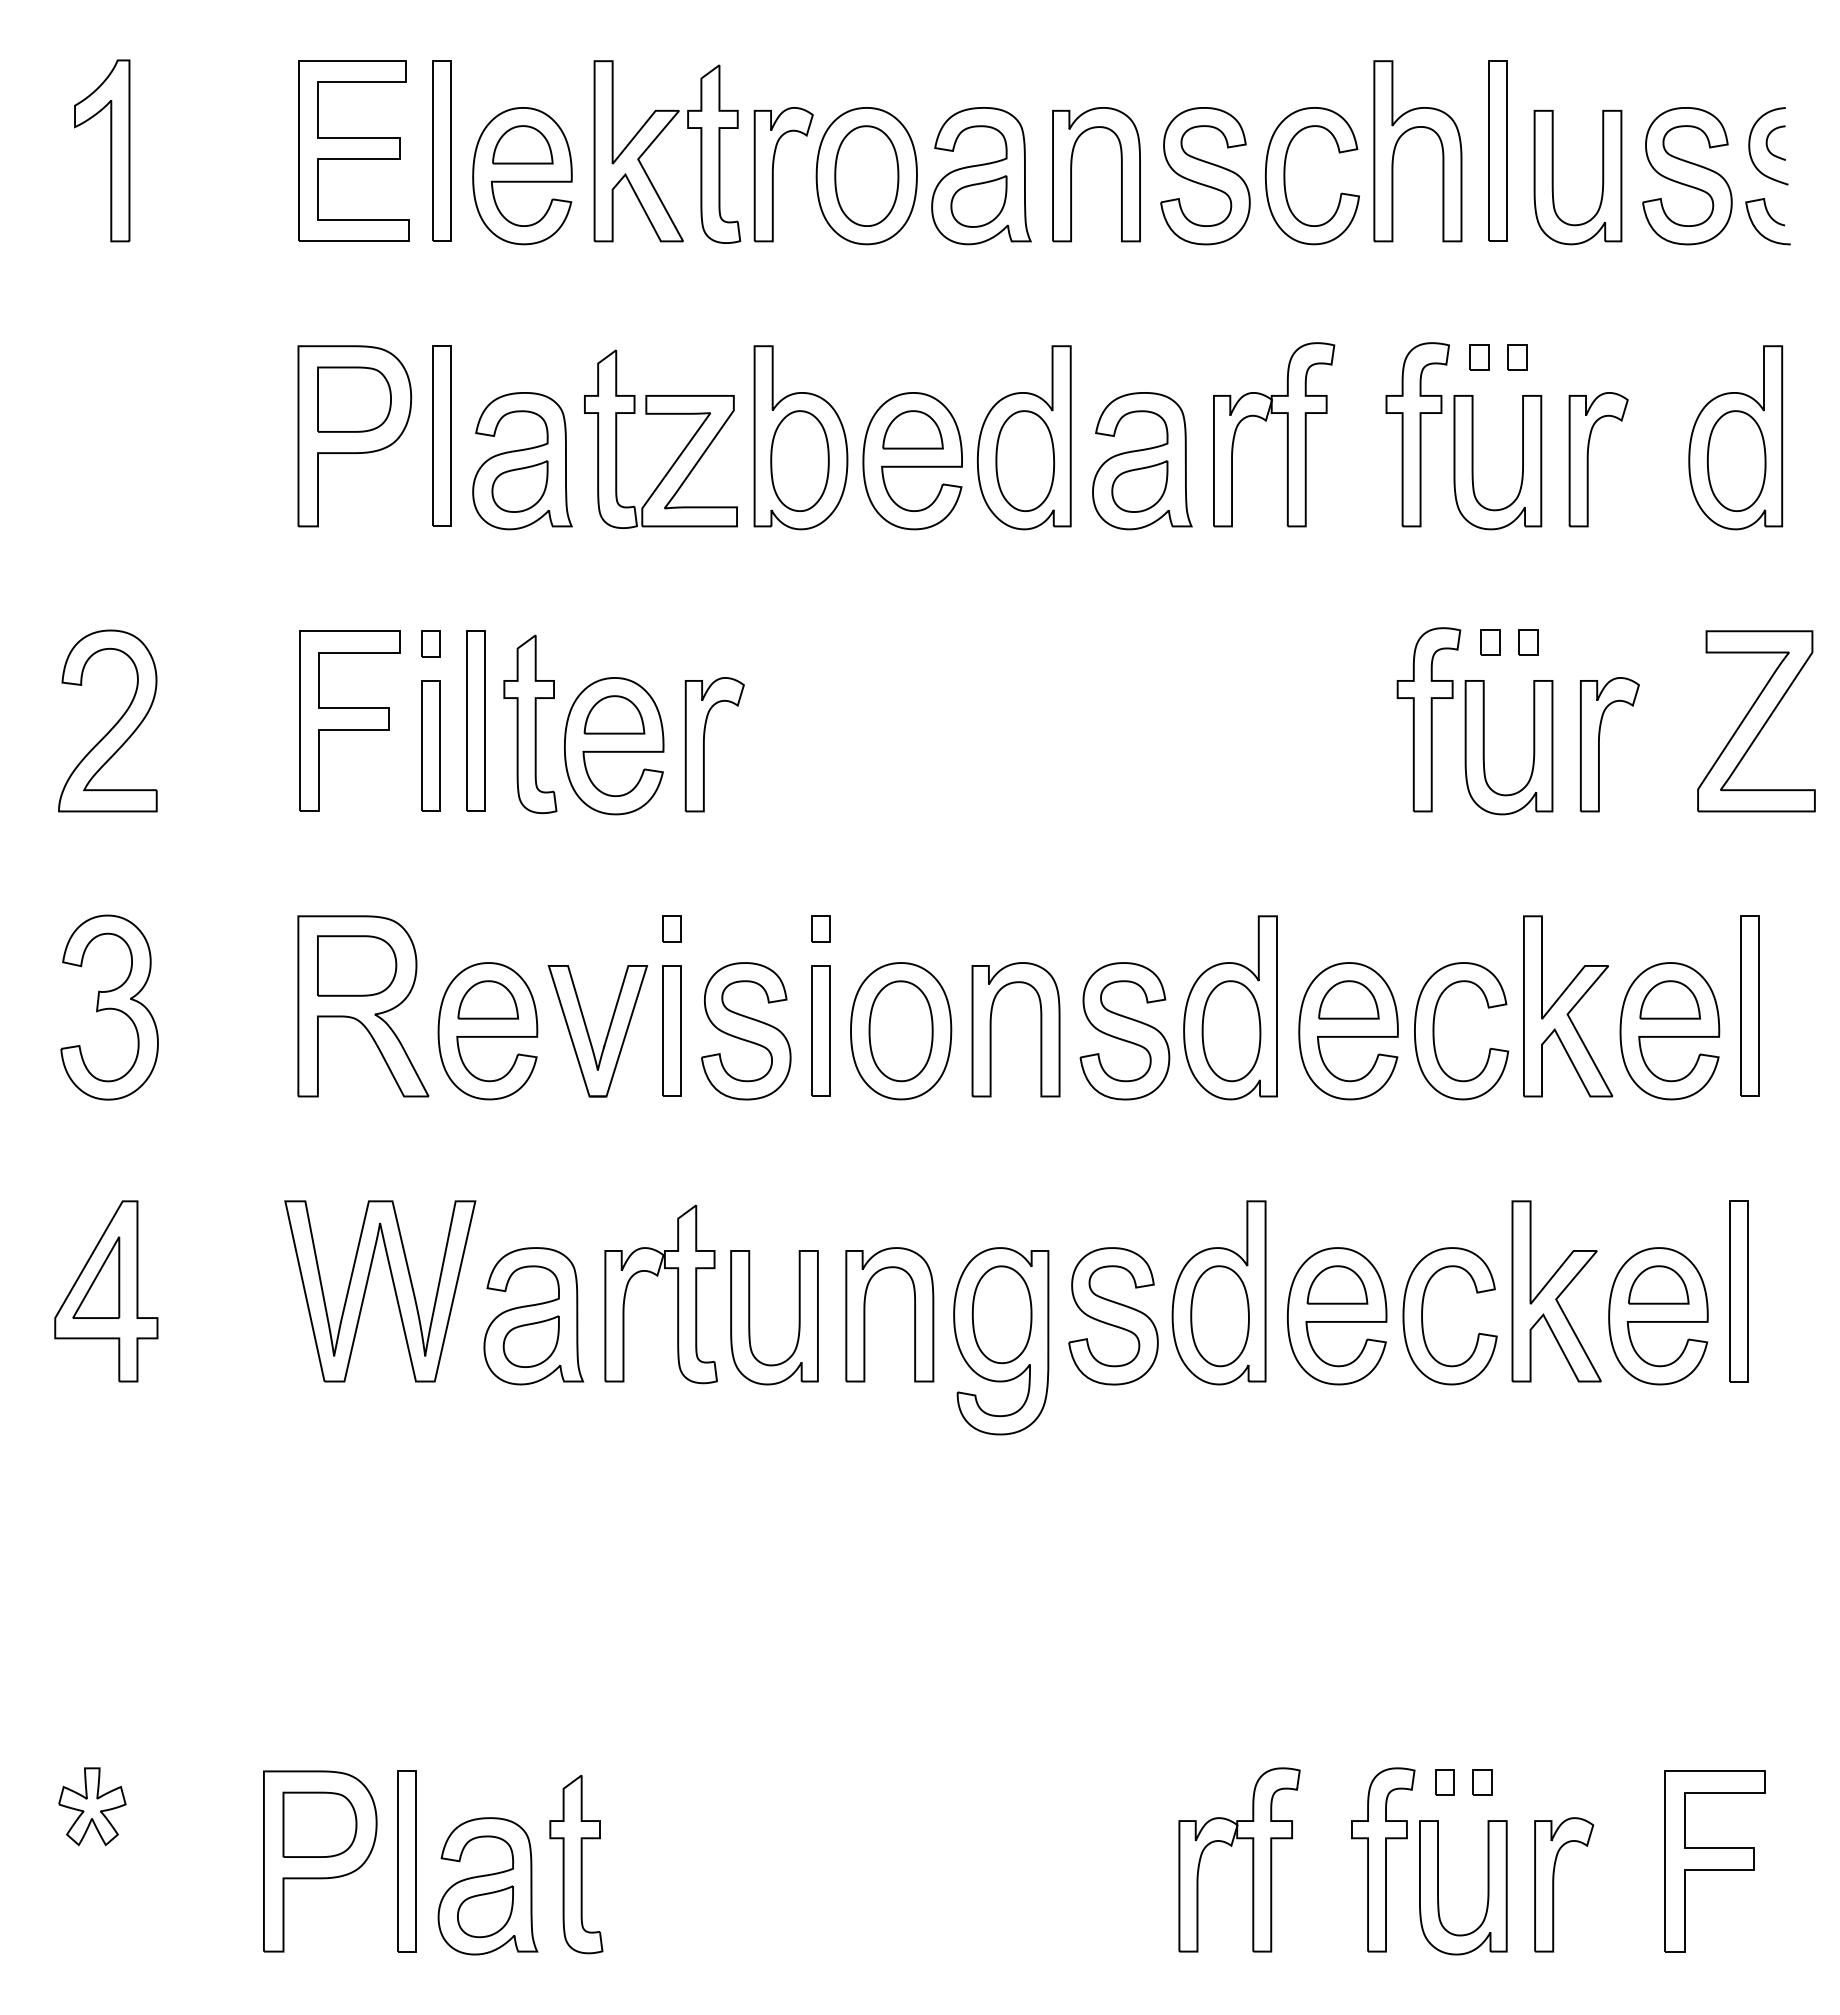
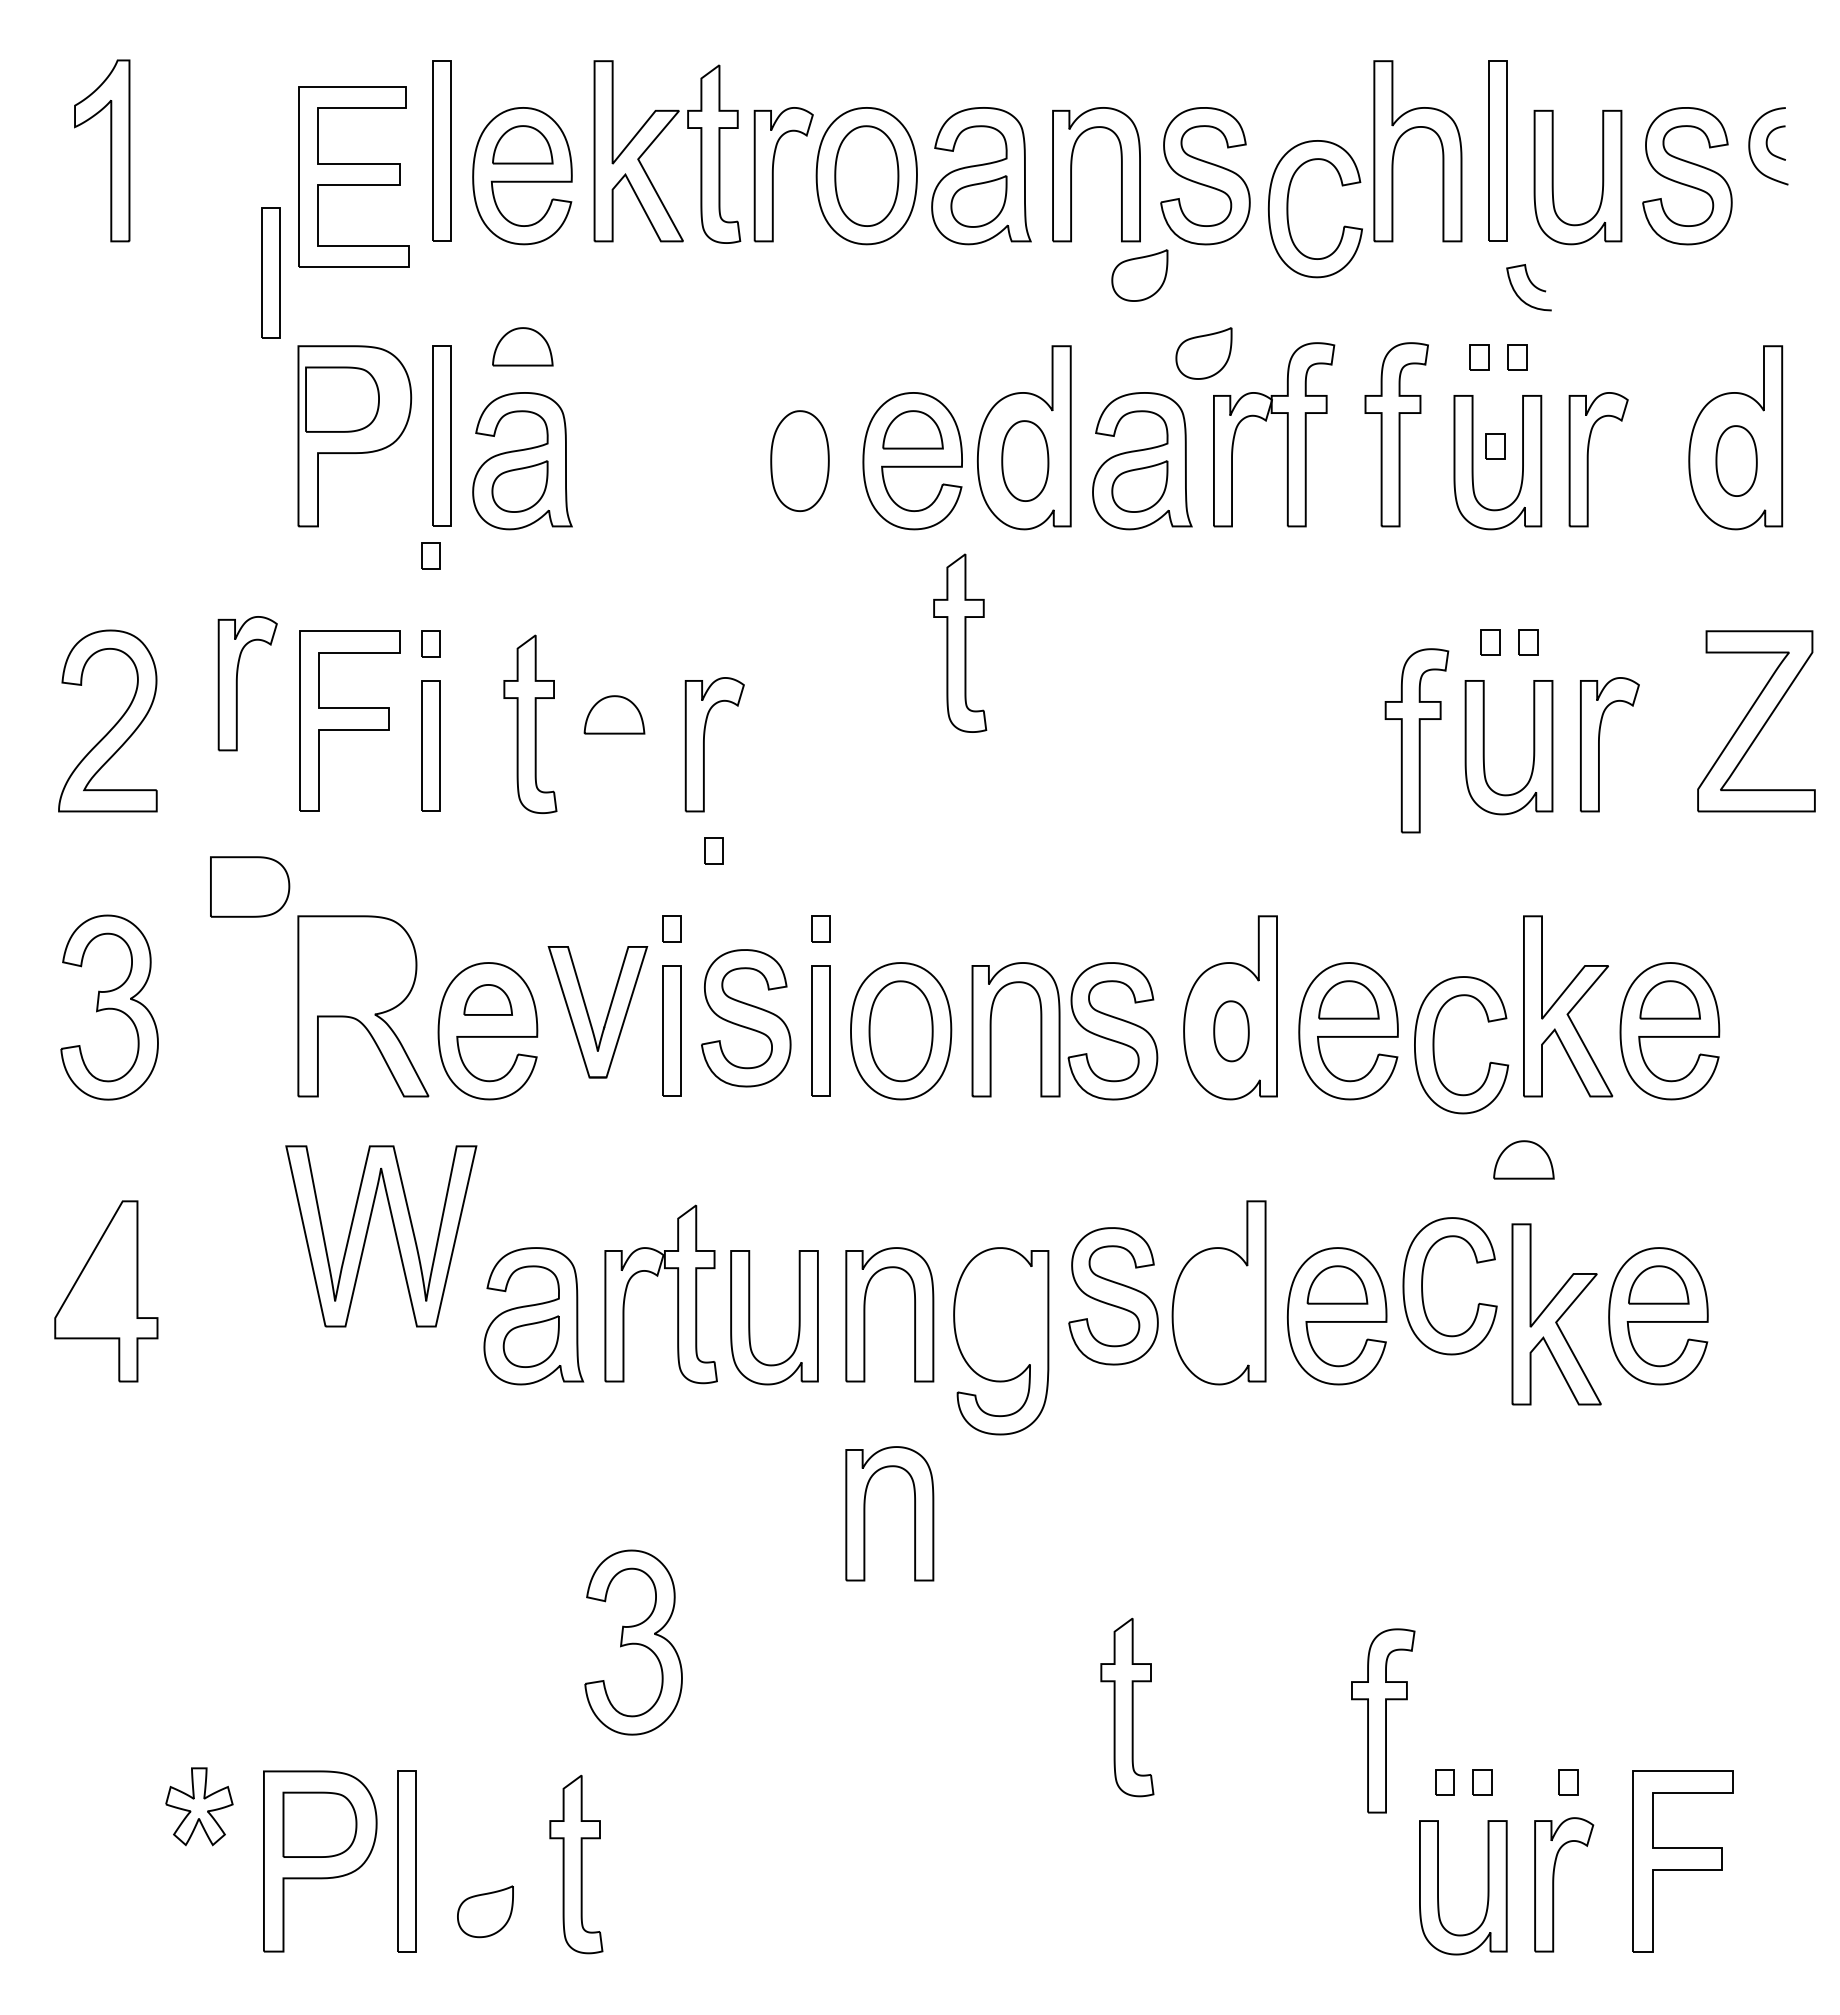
part position: (353, 150) -> (353, 176) (353, 176)
part position: (1285, 176) -> (1288, 209) (1288, 209)
curve position: (1770, 218) -> (1531, 284) (1531, 284)
part: none -> present (270, 272)
part: none -> present (1139, 275)
part: none -> present (522, 346)
part: none -> present (1203, 353)
part position: (354, 399) -> (342, 399) (342, 399)
part: present -> none (660, 414)
part position: (1417, 434) -> (1396, 434) (1396, 434)
part: present -> none (800, 437)
part: none -> present (1495, 446)
part size: 61x102 px -> 49x82 px (1025, 460)
part size: 61x102 px -> 43x72 px (1736, 460)
part: none -> present (430, 555)
part: none -> present (960, 642)
part: none -> present (237, 683)
part position: (1428, 719) -> (1416, 740) (1416, 740)
part: present -> none (475, 720)
part: present -> none (614, 746)
part: none -> present (713, 850)
part position: (357, 965) -> (250, 886) (250, 886)
part size: 62x40 px -> 50x32 px (487, 999)
part: present -> none (1749, 1005)
part position: (746, 1031) -> (746, 1018) (746, 1018)
part position: (1124, 1031) -> (1112, 1031) (1112, 1031)
part size: 61x103 px -> 37x63 px (1231, 1031)
part position: (1434, 1031) -> (1434, 1045) (1434, 1045)
part position: (589, 1034) -> (589, 1015) (589, 1015)
part: none -> present (1523, 1159)
part: present -> none (96, 1277)
part position: (393, 1288) -> (394, 1233) (394, 1233)
part position: (1556, 1291) -> (1556, 1314) (1556, 1314)
part: present -> none (1738, 1291)
part: present -> none (1001, 1314)
part position: (1113, 1316) -> (1113, 1296) (1113, 1296)
part: present -> none (1219, 1316)
part position: (1423, 1321) -> (1423, 1291) (1423, 1291)
part: none -> present (865, 1513)
part: none -> present (633, 1642)
part: none -> present (1127, 1707)
part: none -> present (1568, 1782)
part position: (92, 1806) -> (199, 1806) (199, 1806)
part: present -> none (1252, 1859)
part position: (1383, 1859) -> (1383, 1720) (1383, 1720)
part position: (1714, 1861) -> (1682, 1861) (1682, 1861)
part: present -> none (487, 1886)
